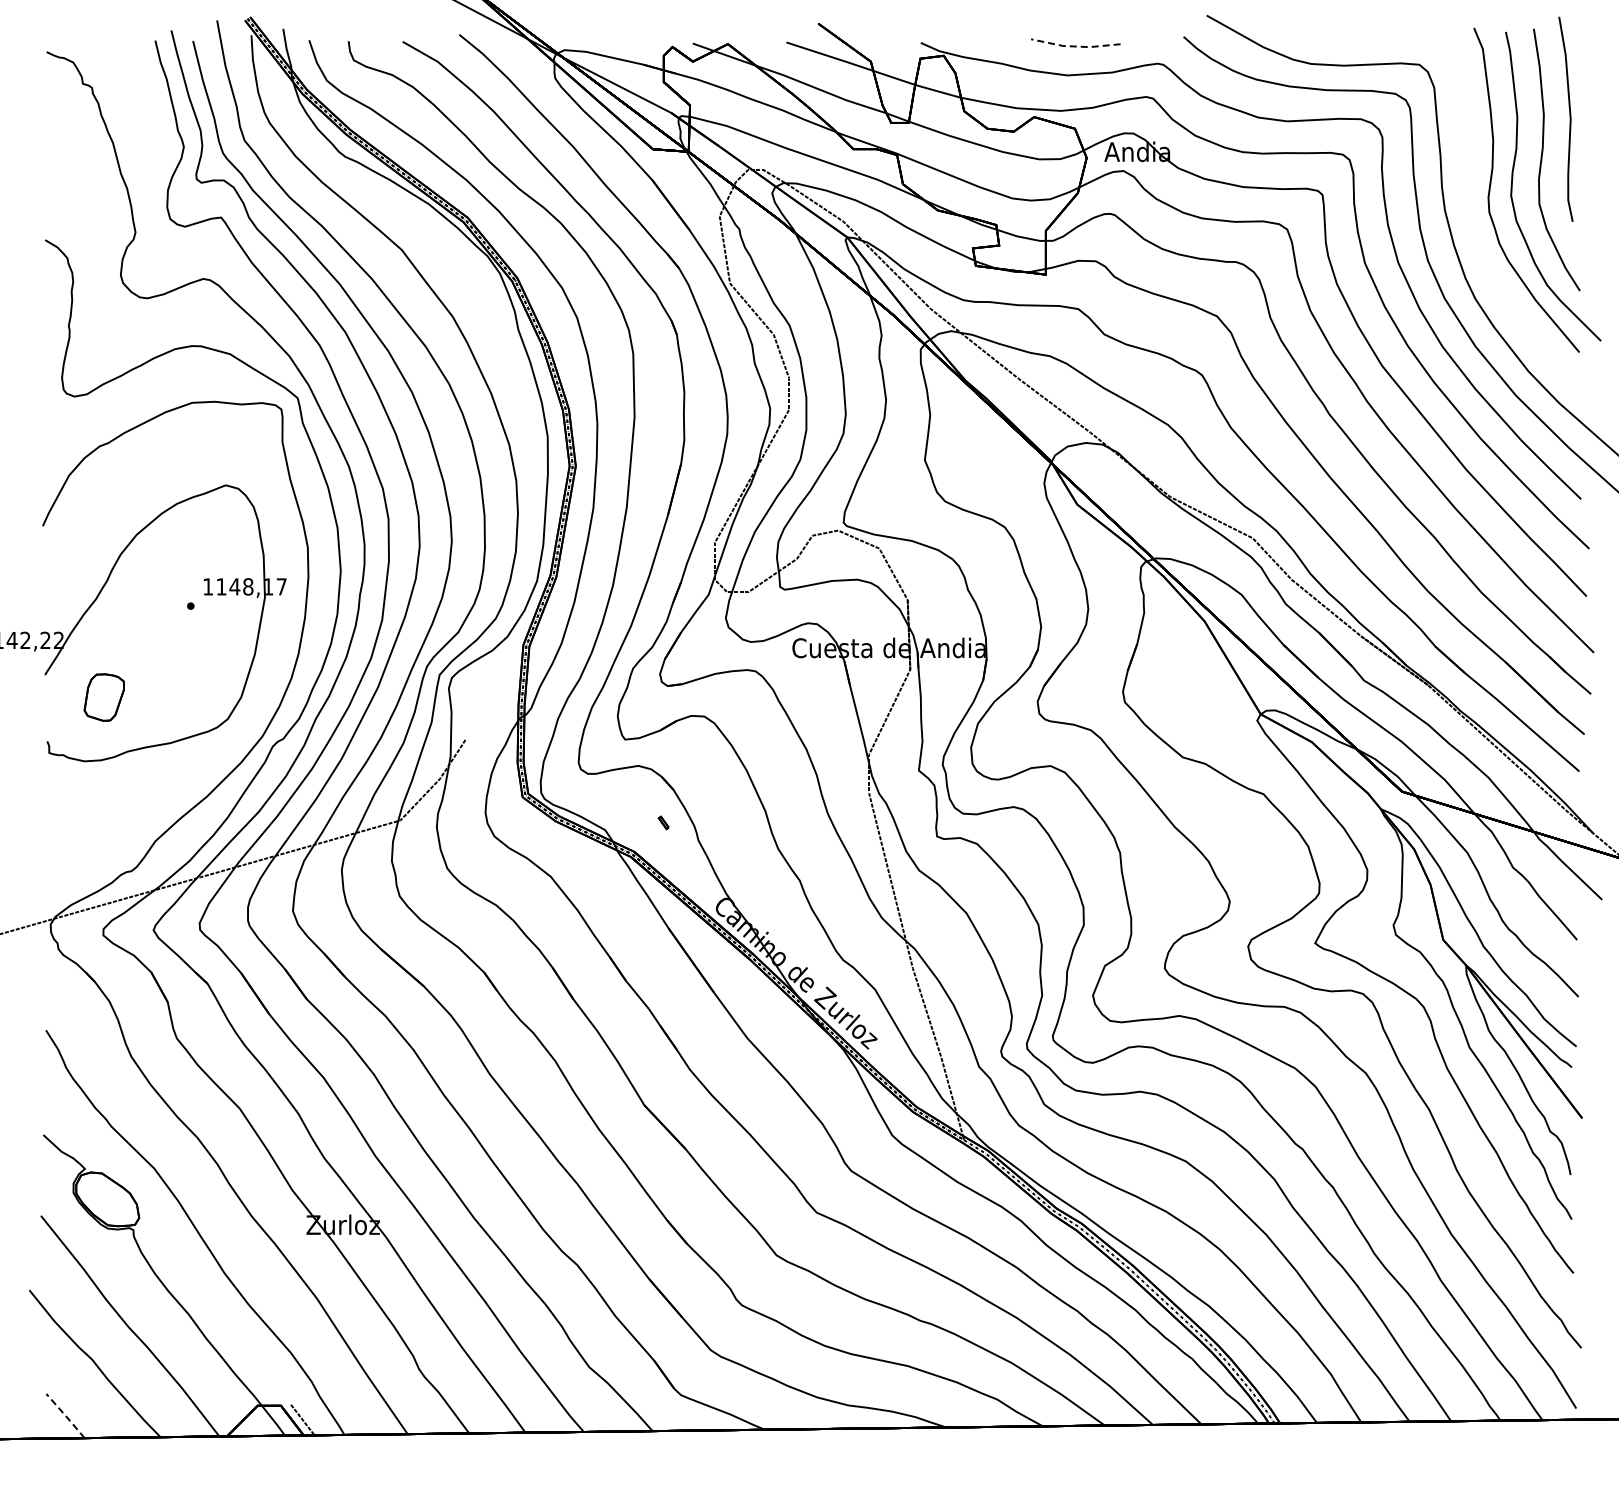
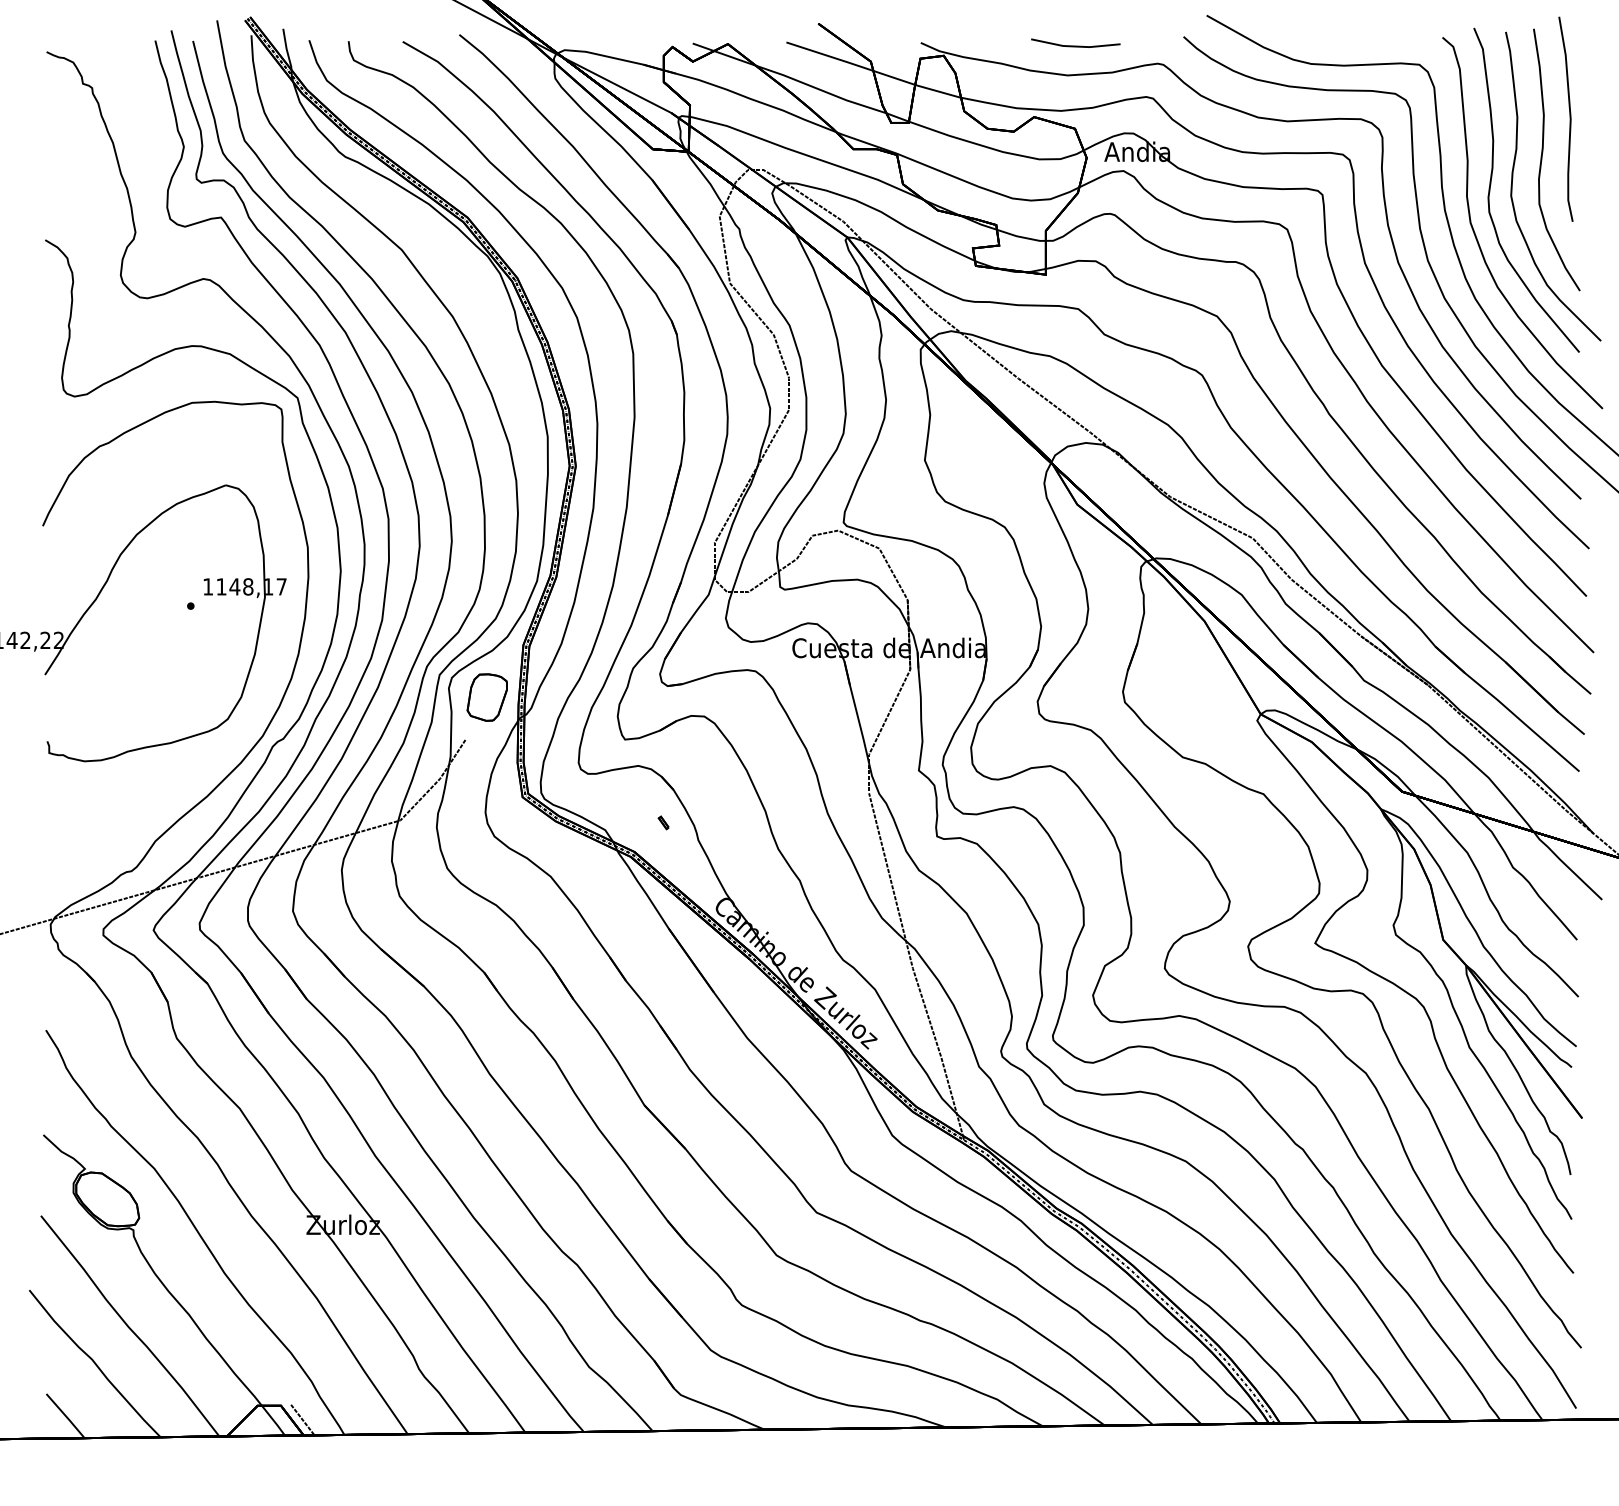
line: dashed -> solid (1075, 46)
curve: none -> present (1478, 240)
part position: (103, 697) -> (486, 697) (486, 697)
line: dashed -> solid (66, 1416)
